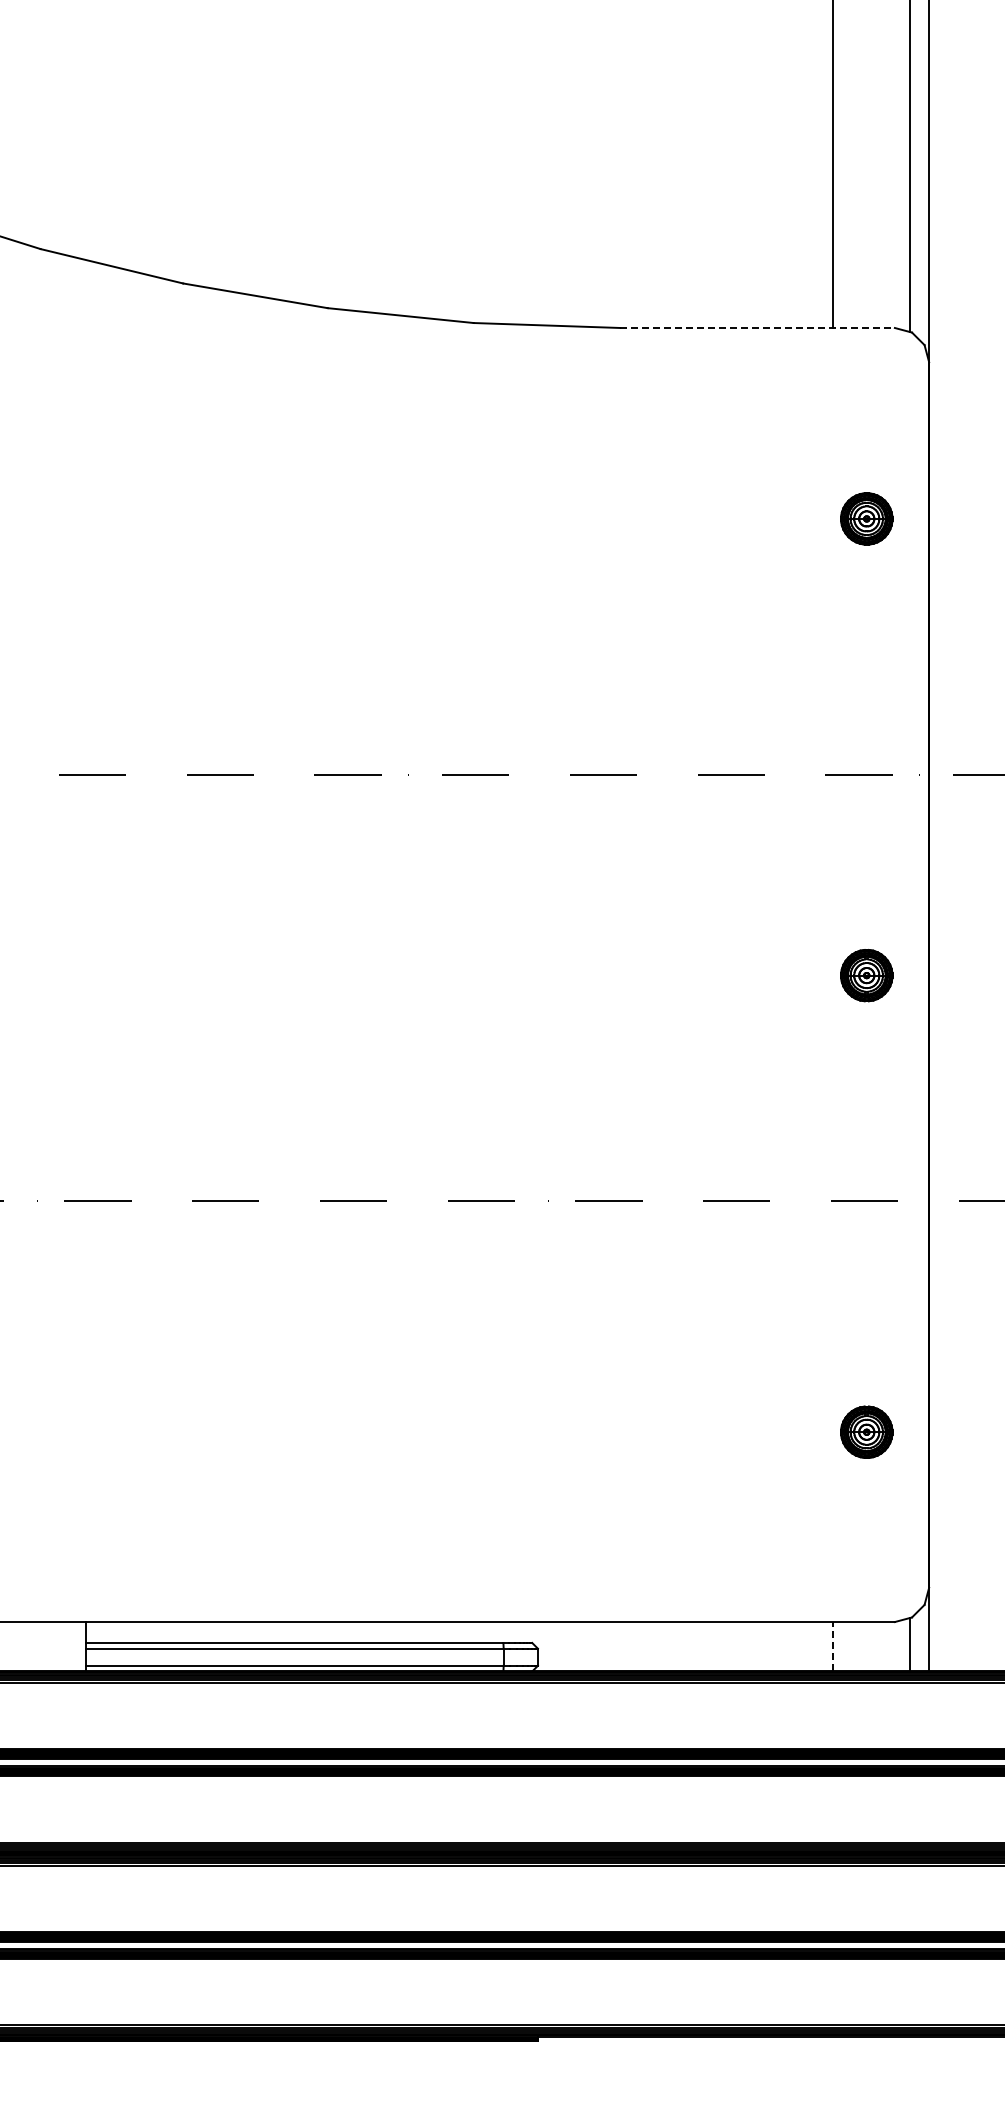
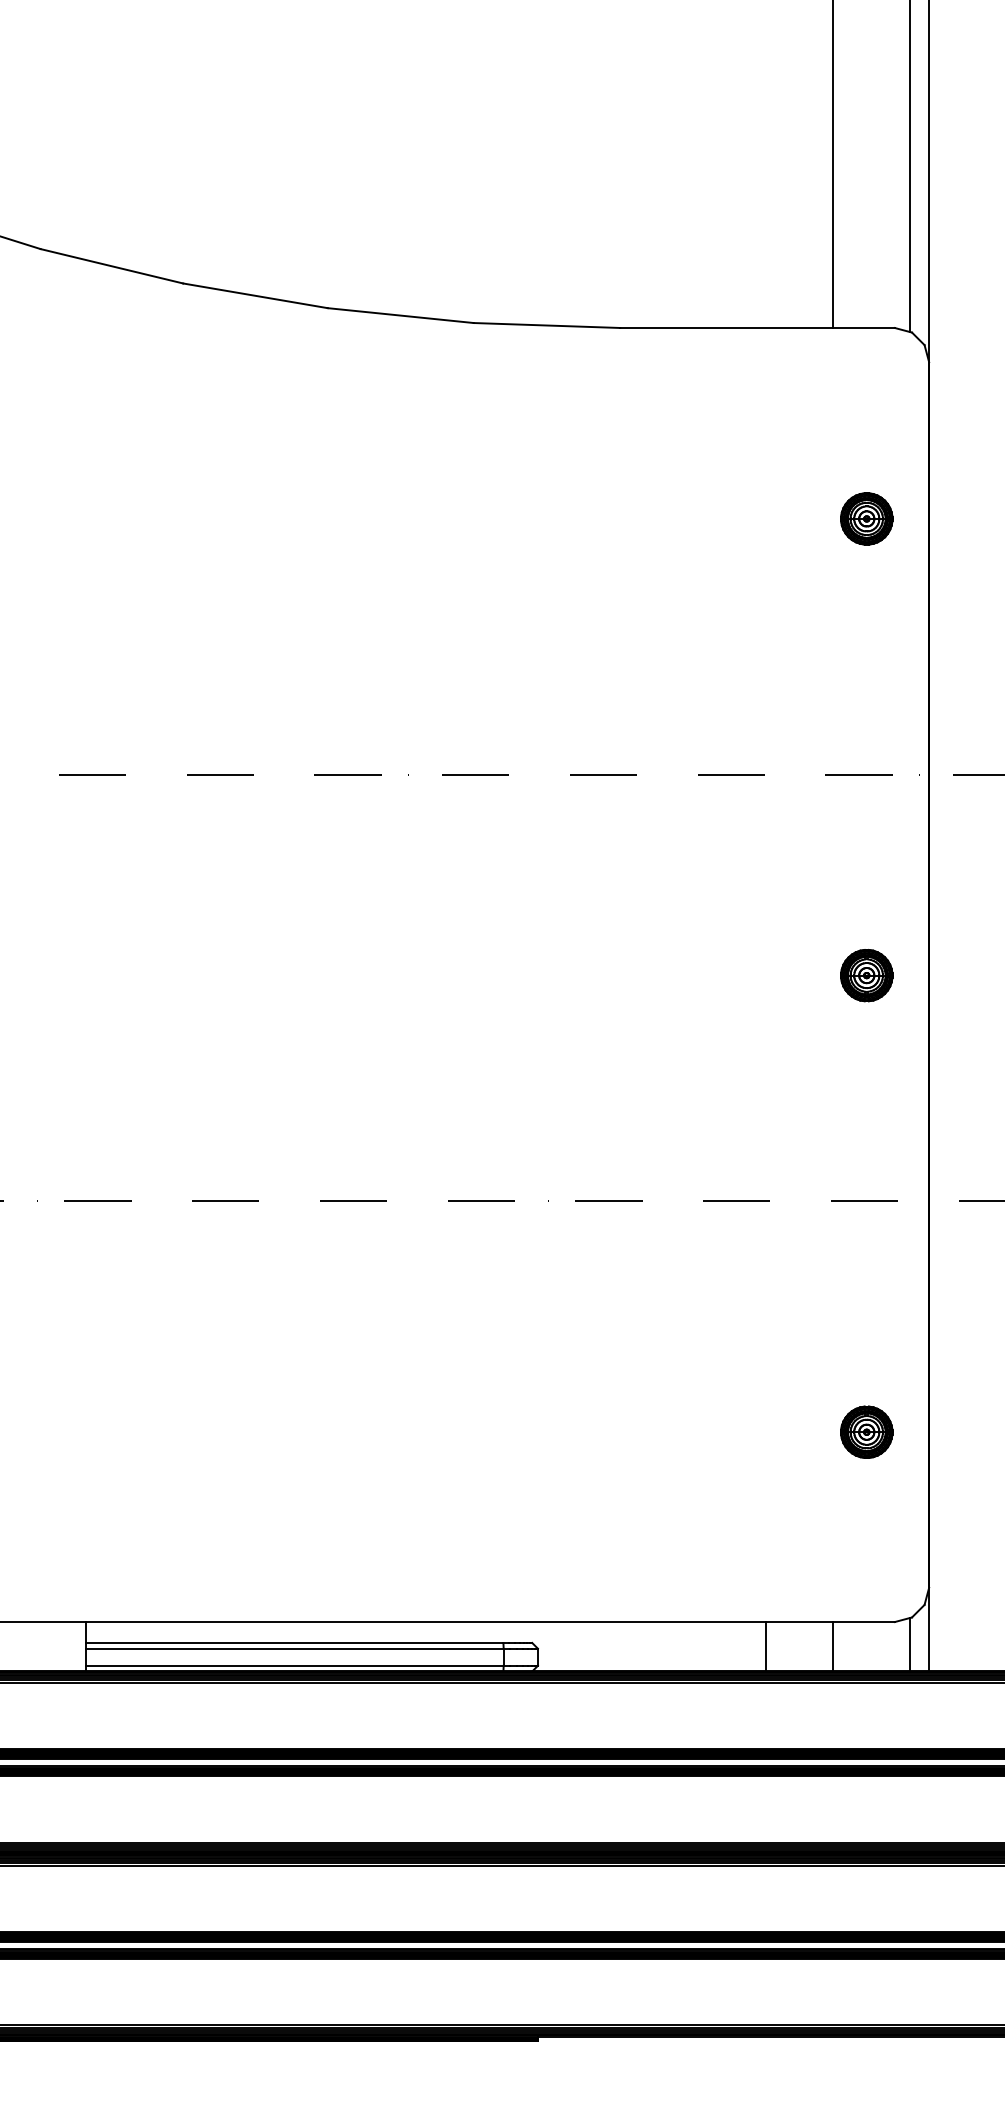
line: dashed -> solid (758, 328)
line: none -> present (766, 1646)
line: dashed -> solid (832, 1646)
